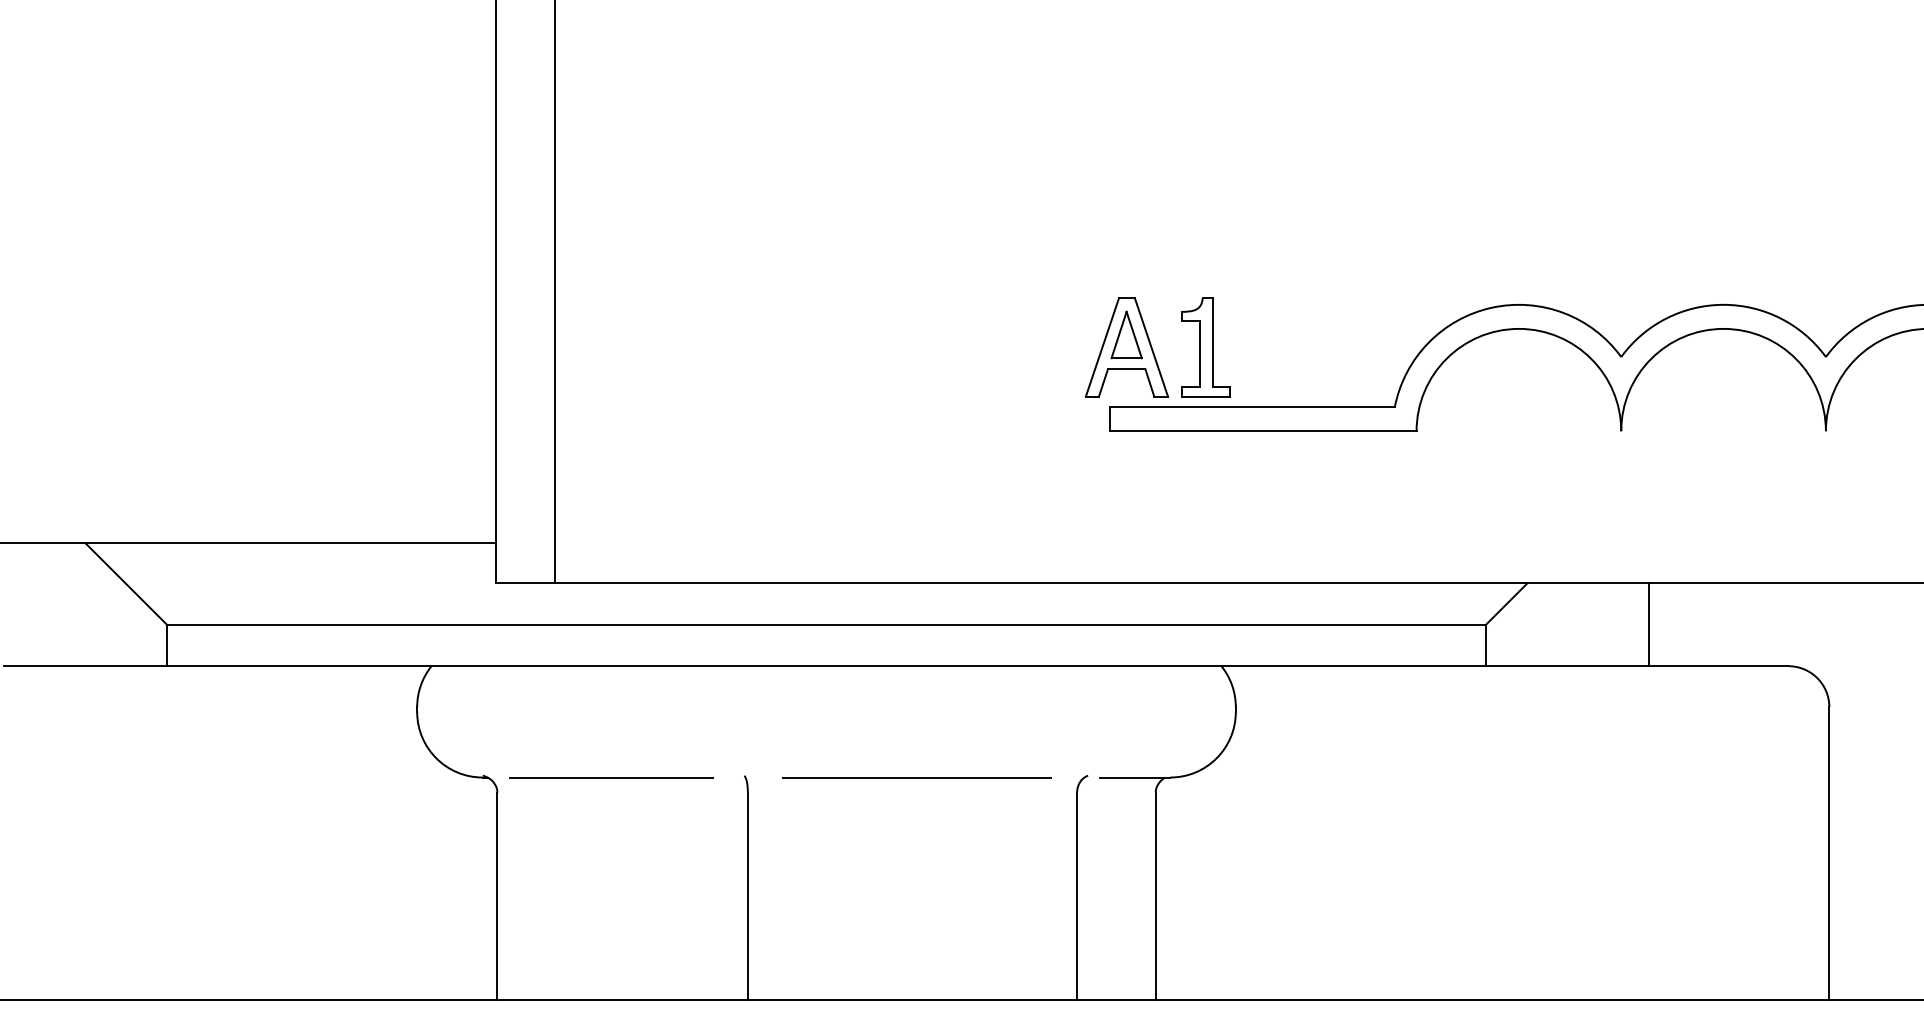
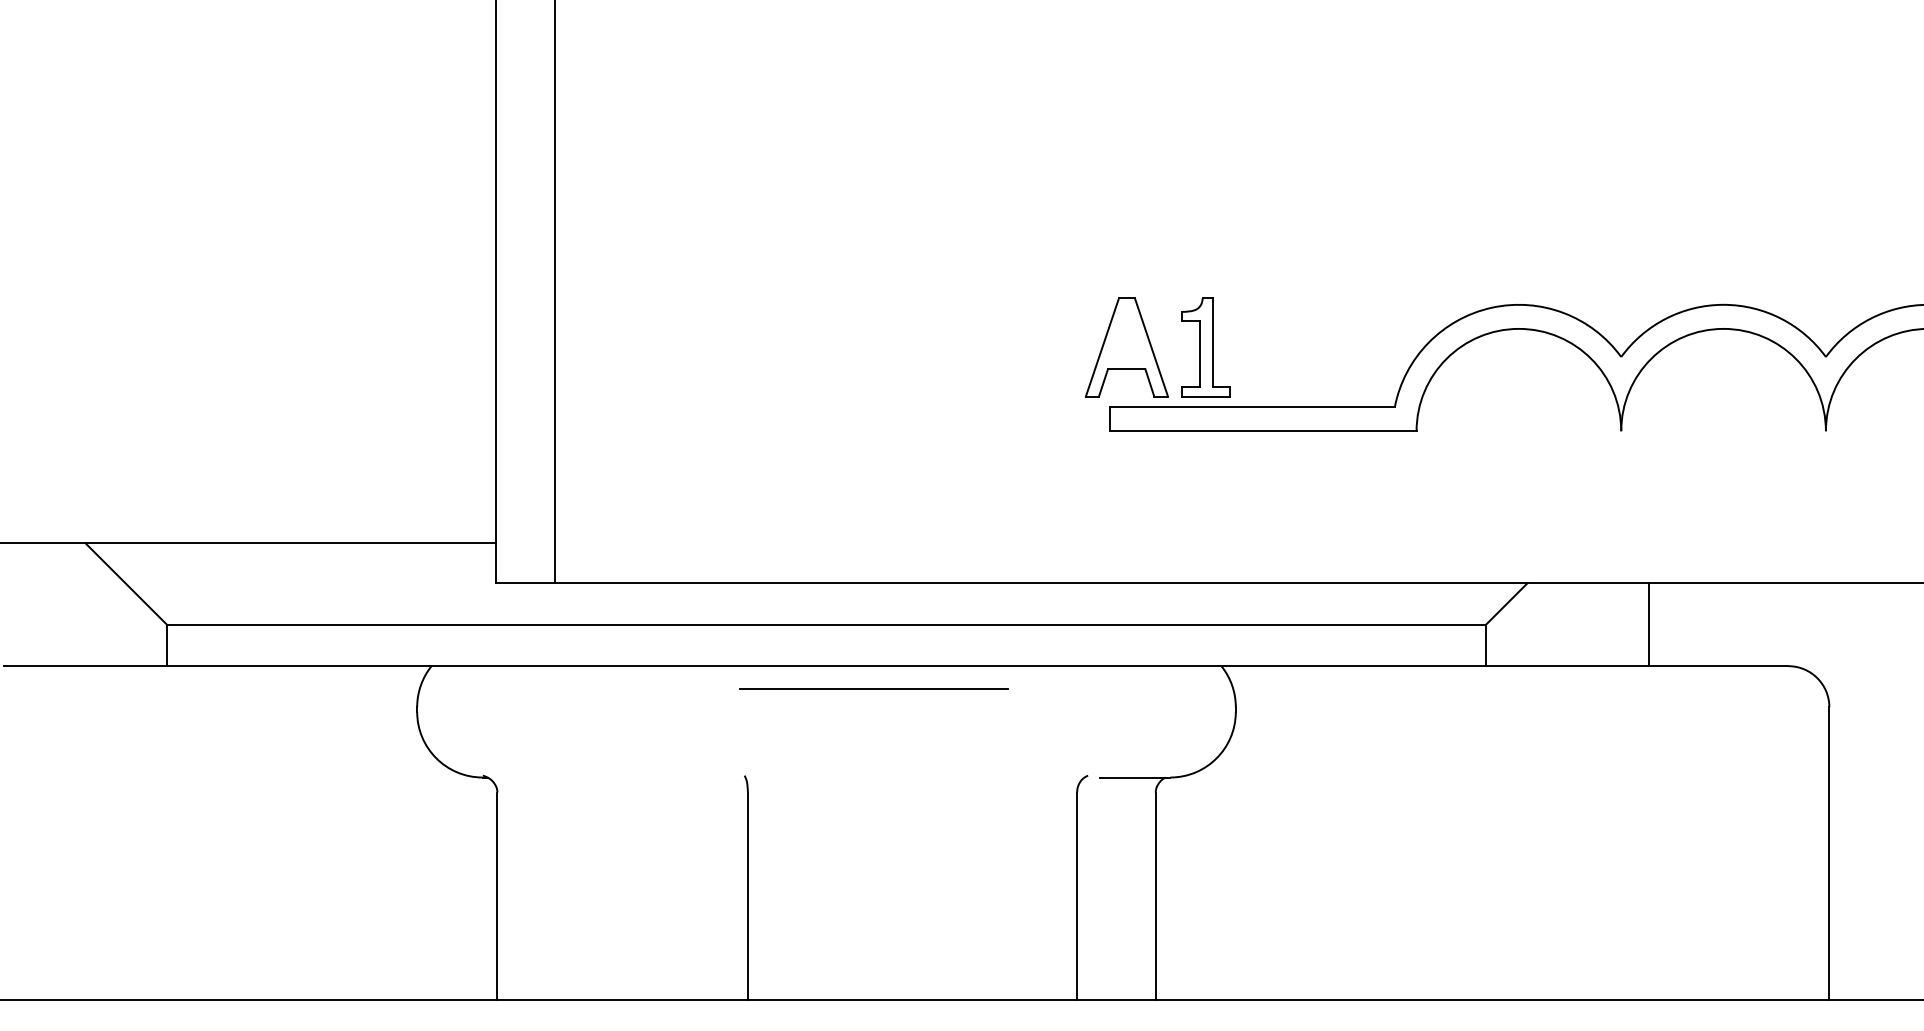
part: present -> none (1126, 334)
line: present -> none (611, 777)
line position: (916, 777) -> (873, 688) (873, 688)
